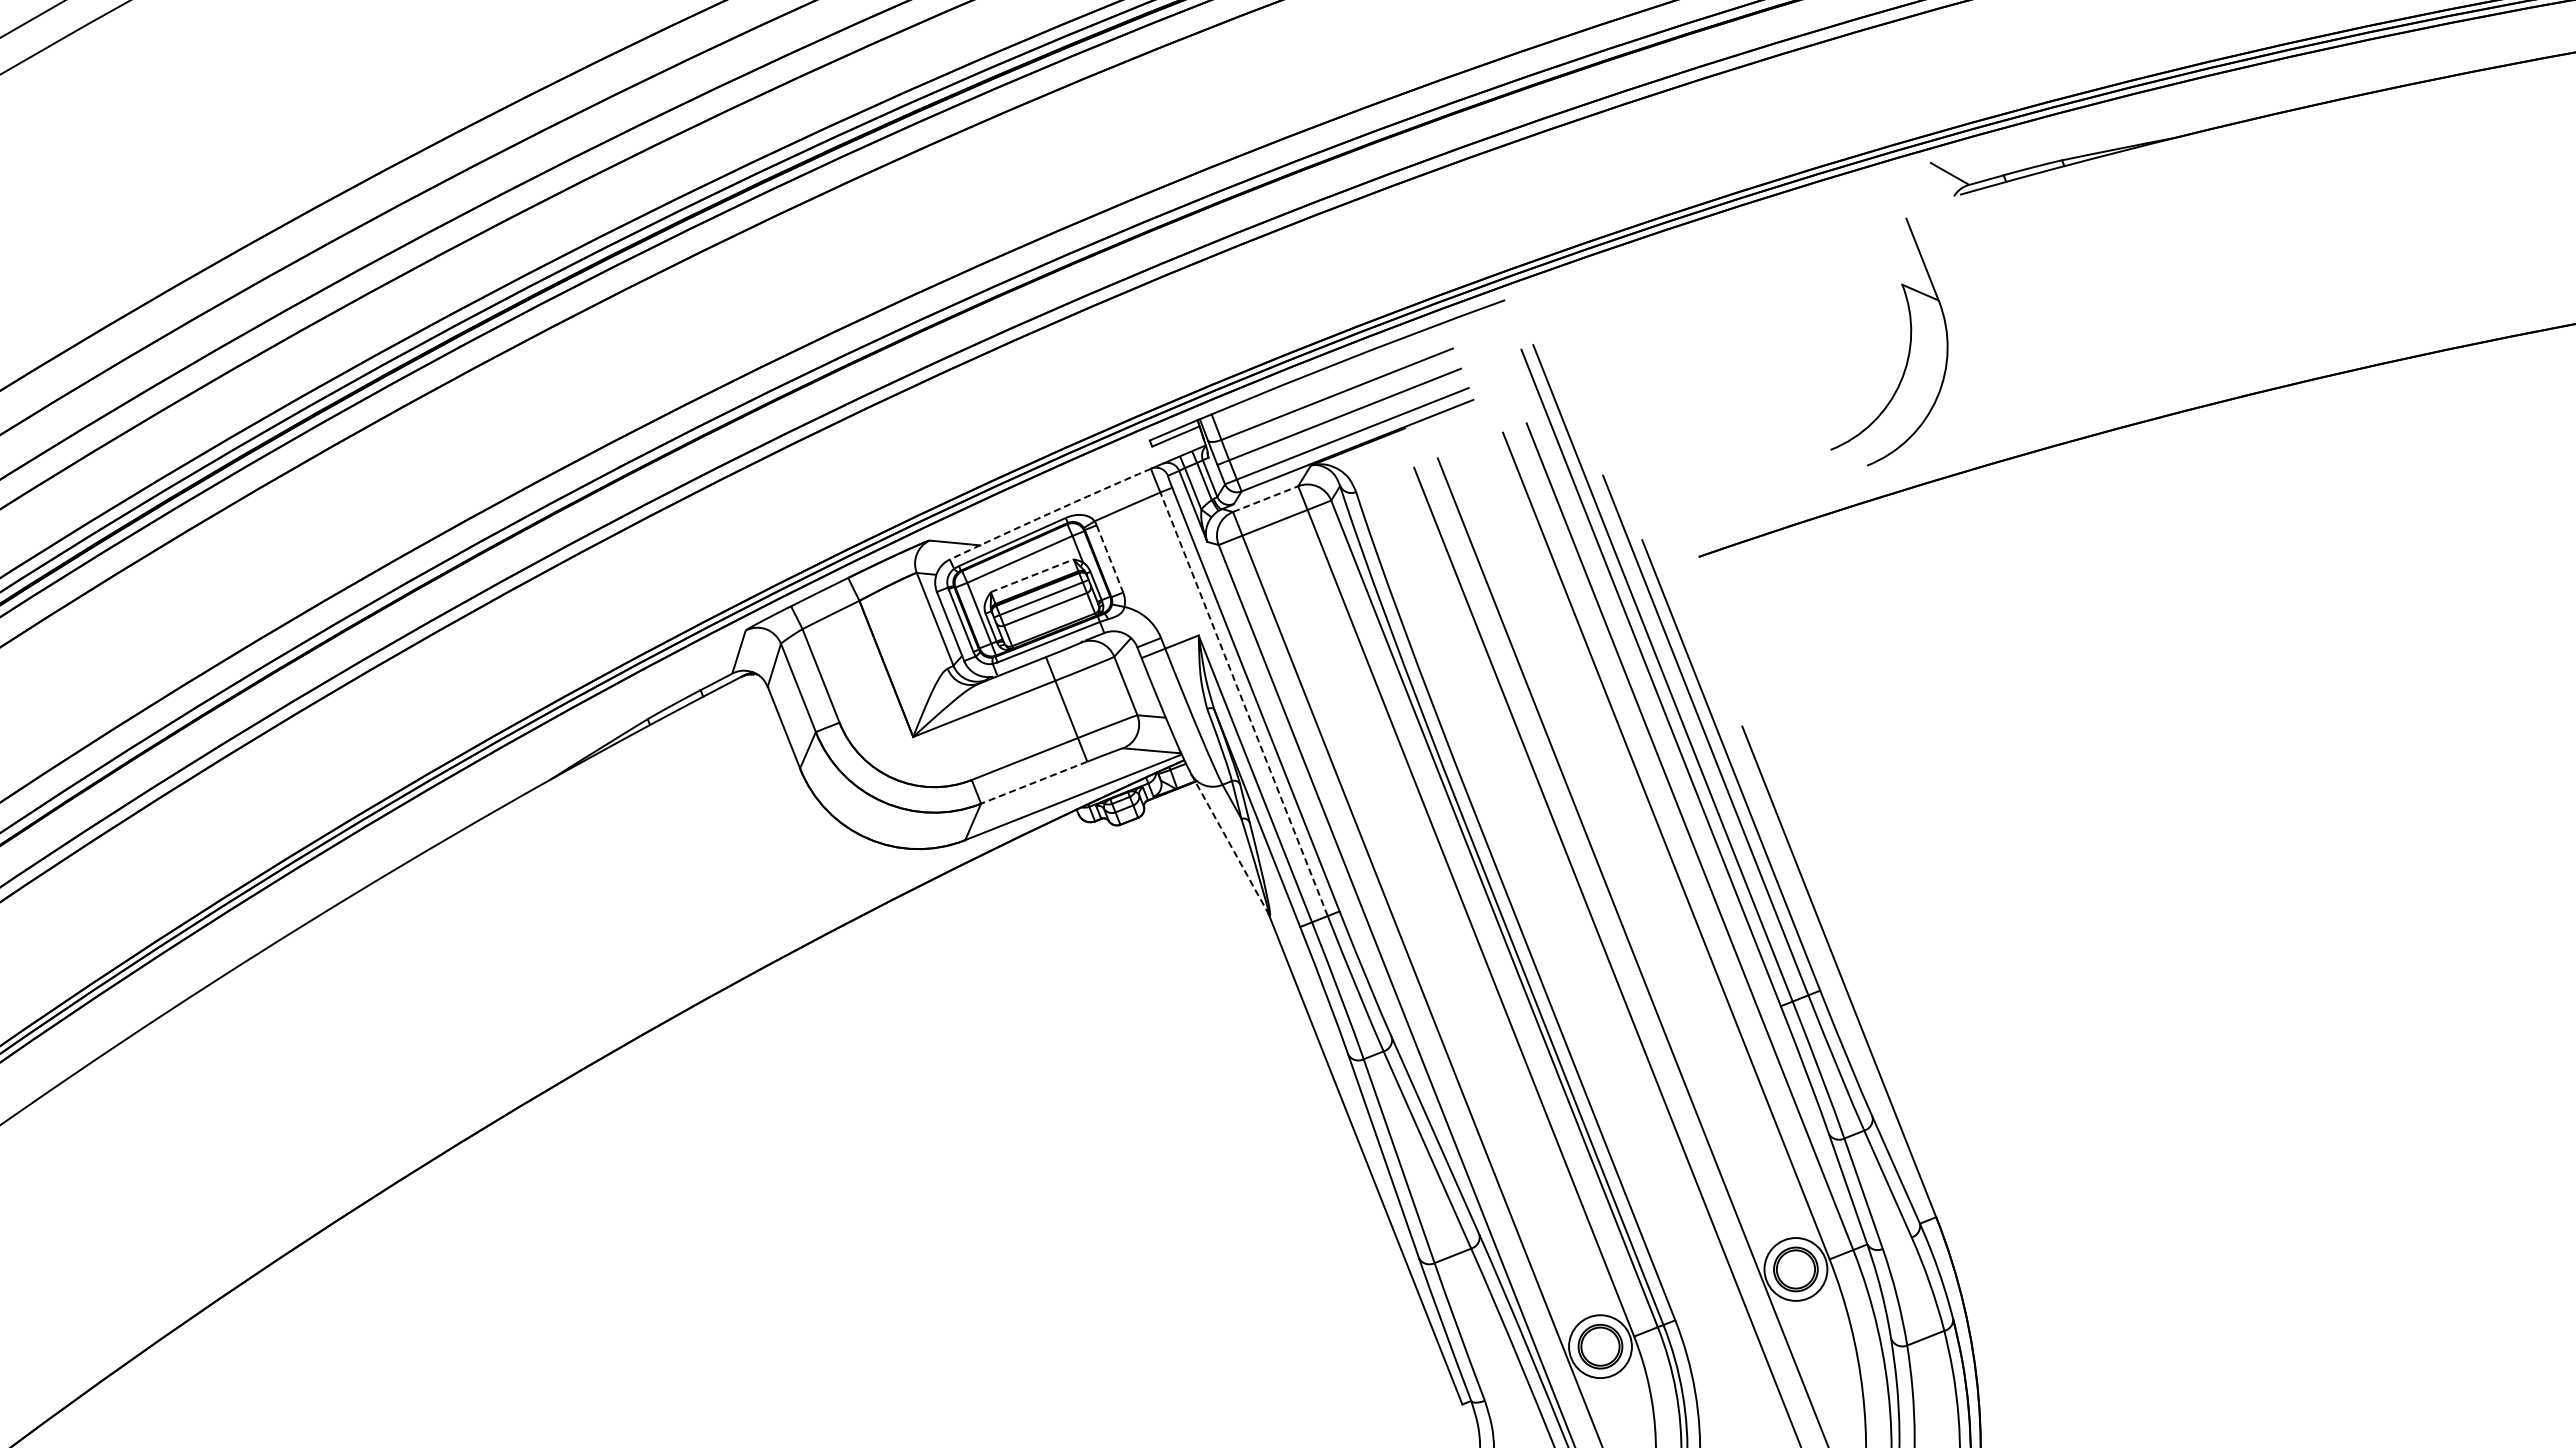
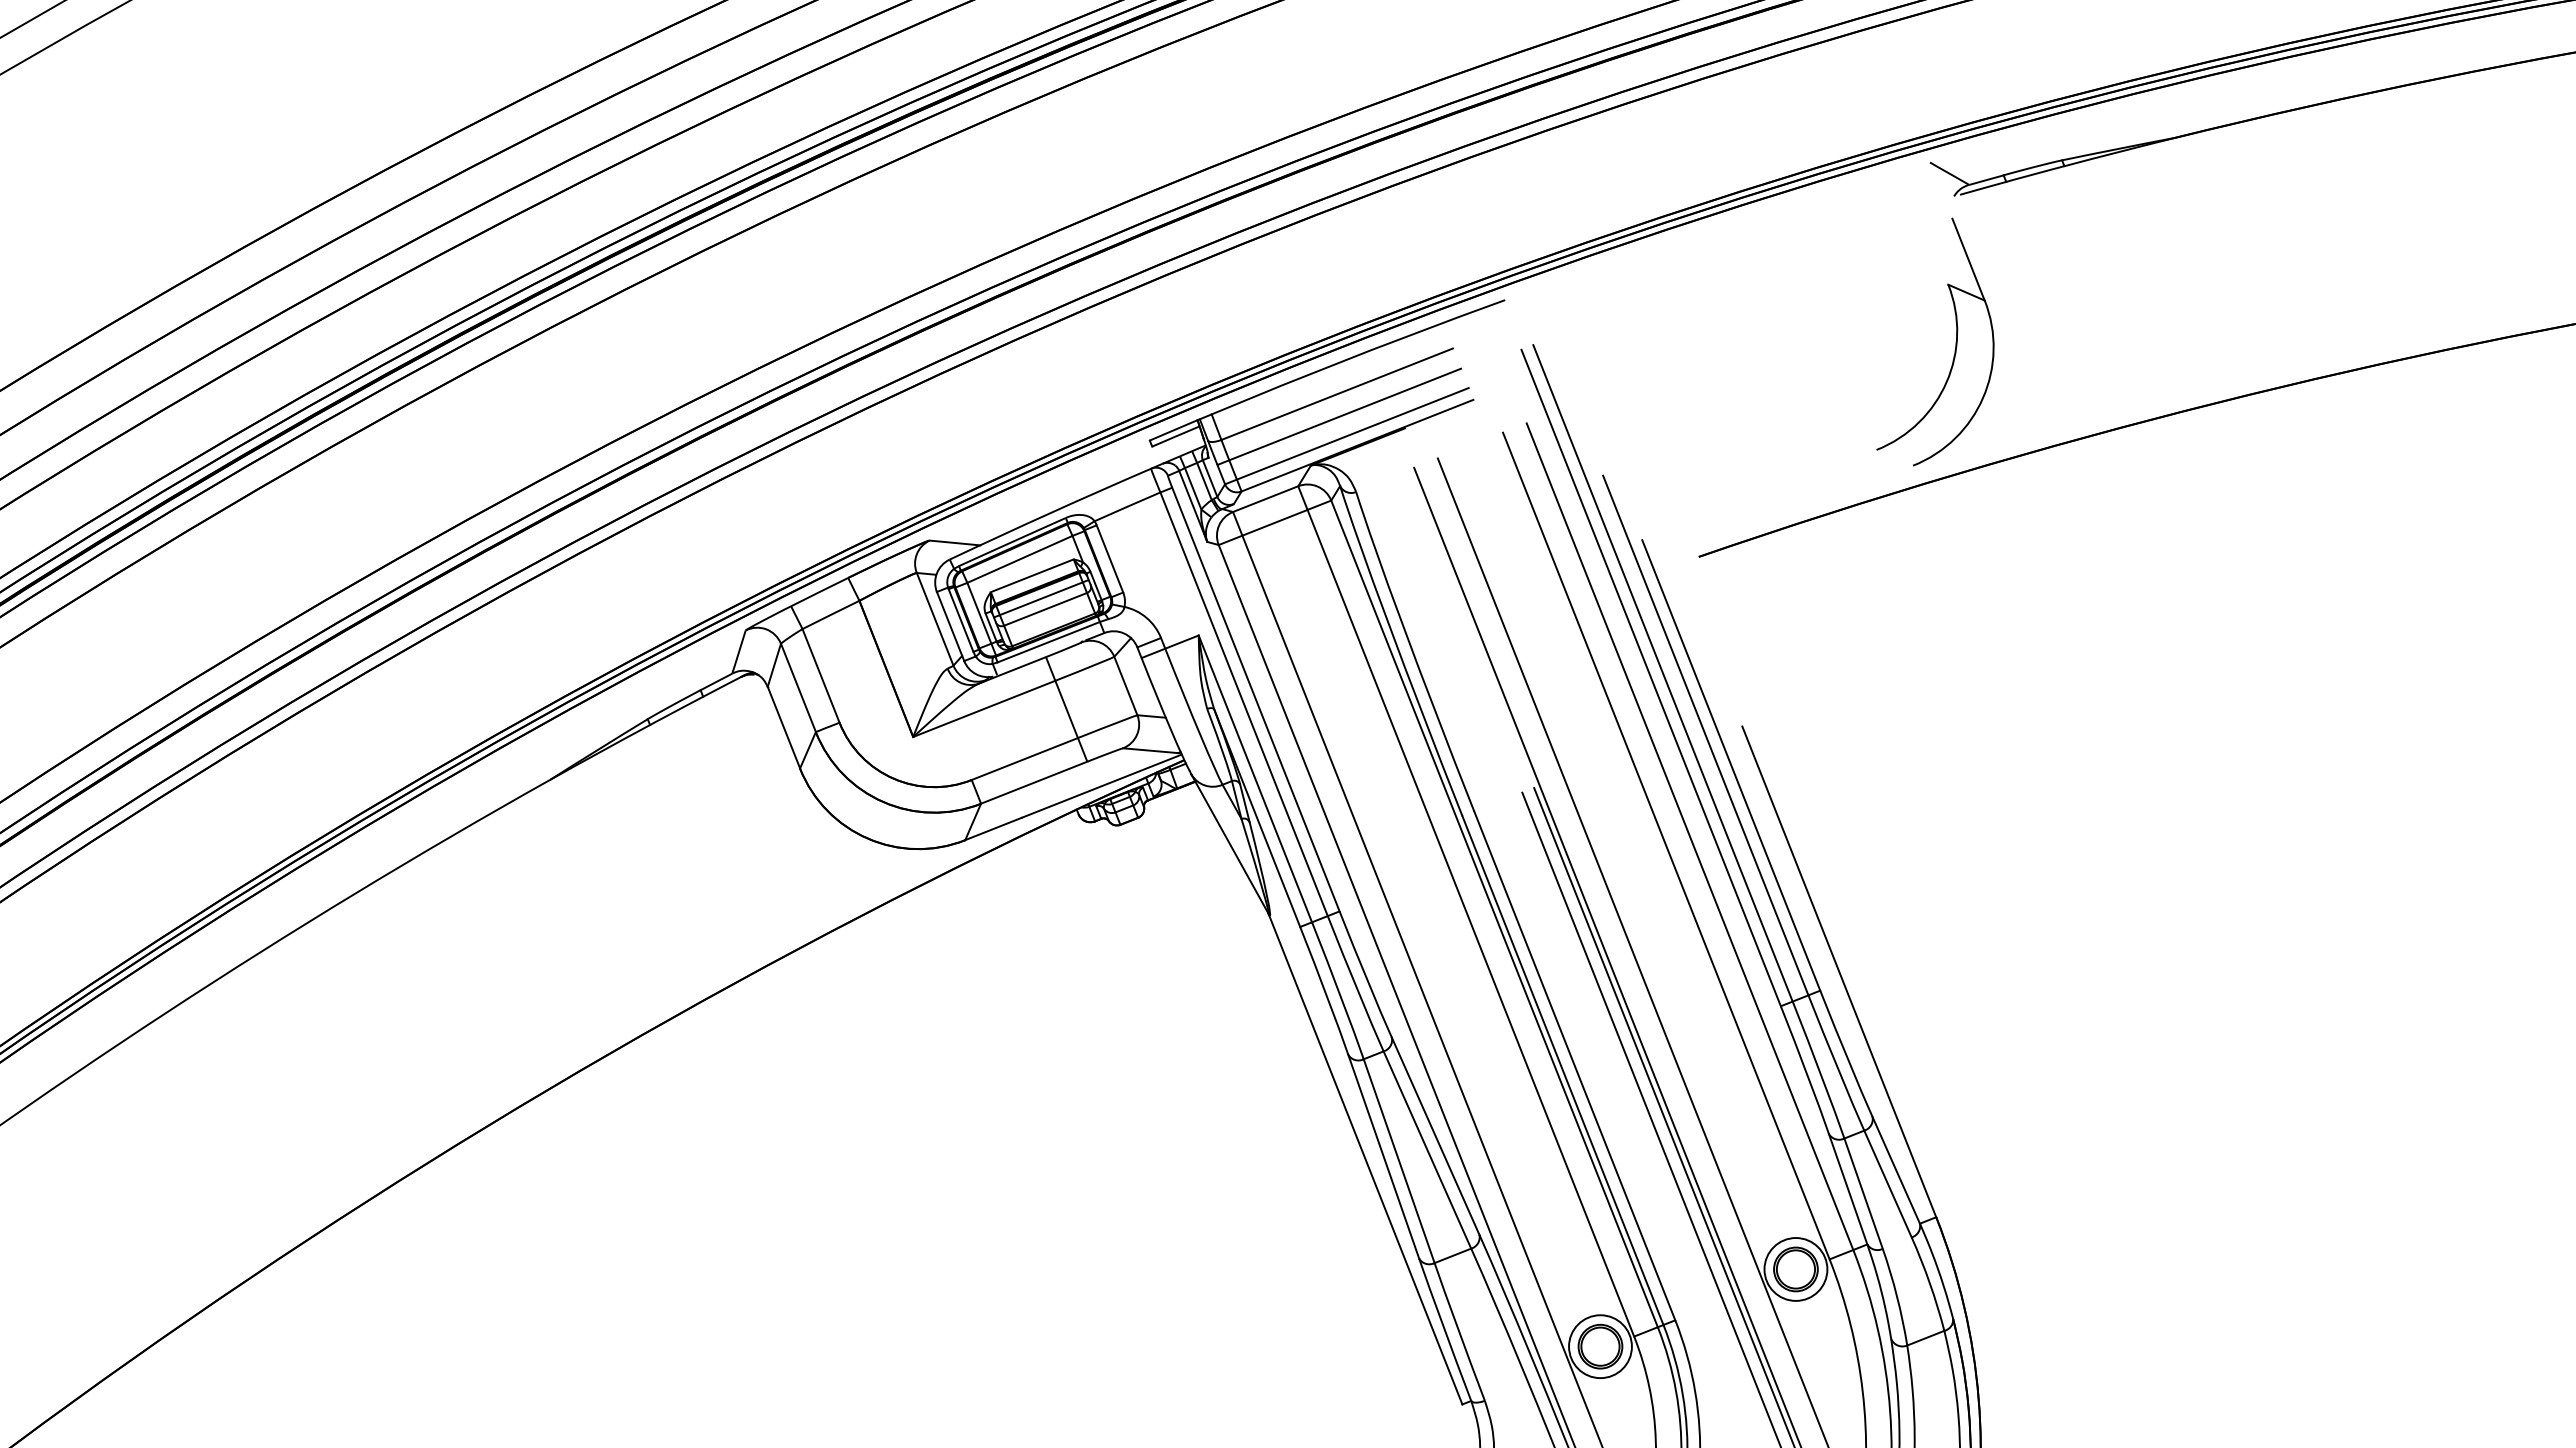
part position: (1909, 342) -> (1955, 342) (1955, 342)
line: dashed -> solid (1266, 498)
arc: dashed -> solid (1050, 513)
line: dashed -> solid (1110, 559)
line: dashed -> solid (1032, 575)
line: dashed -> solid (1244, 704)
line: dashed -> solid (1033, 782)
line: dashed -> solid (1230, 844)
line: none -> present (1663, 1116)
line: none -> present (1650, 1118)
